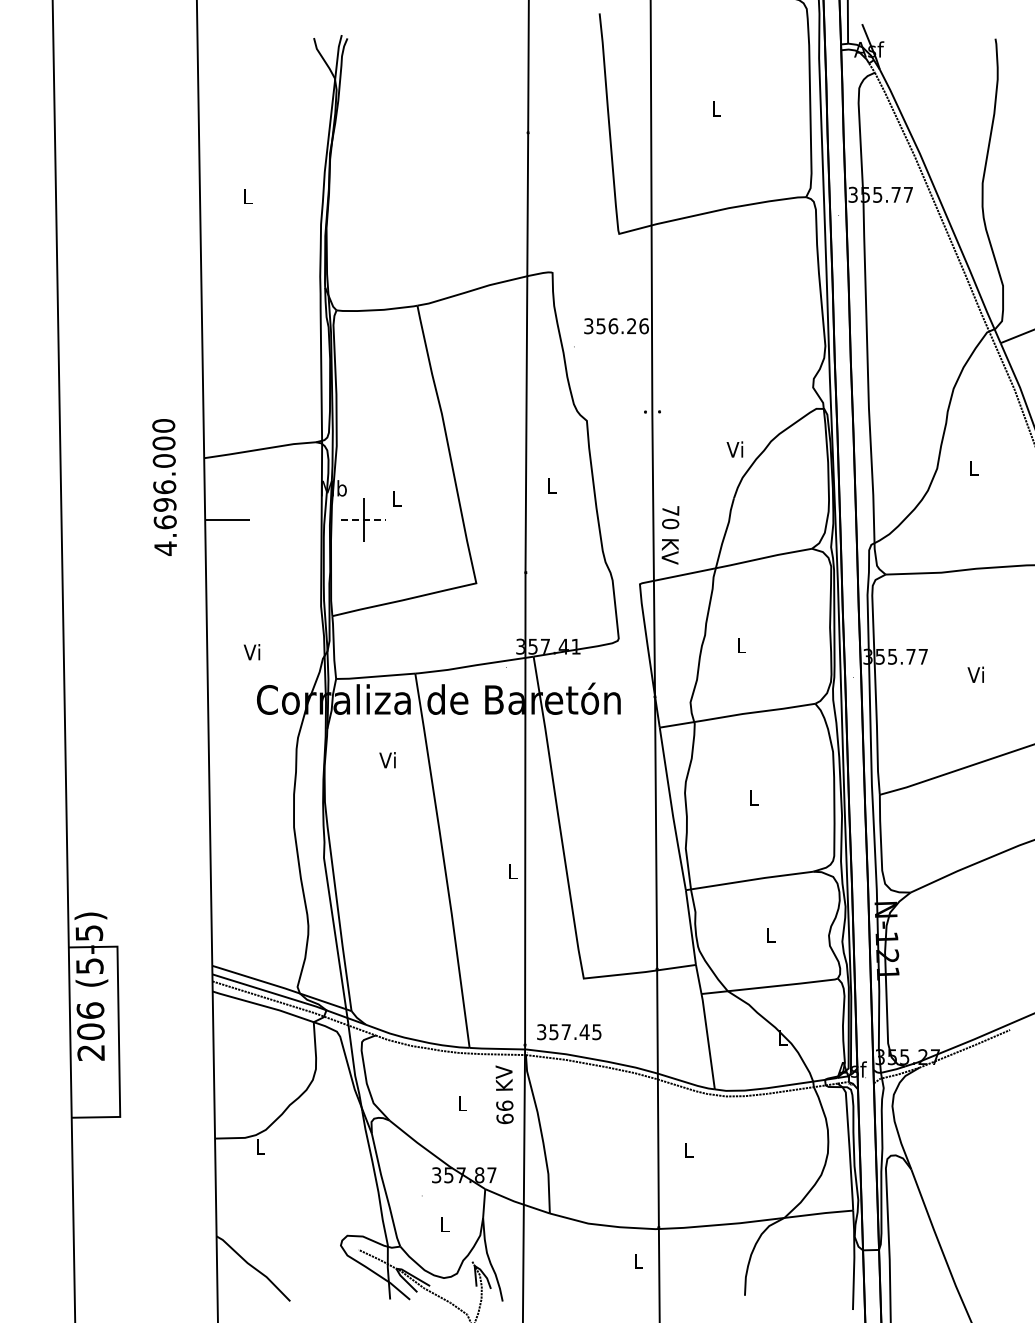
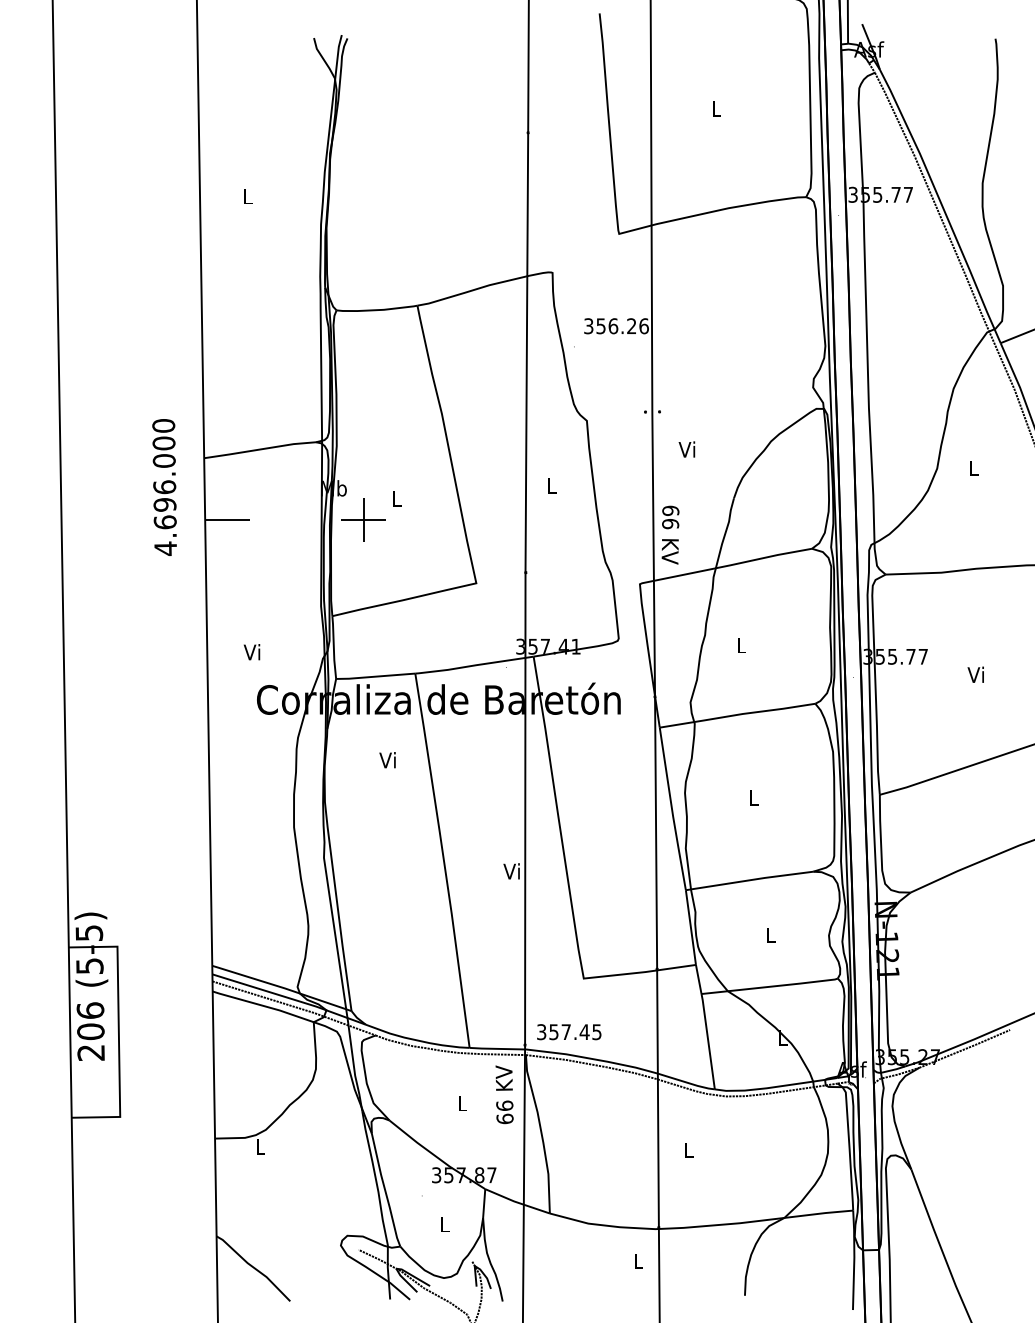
text position: (734, 449) -> (686, 449) (686, 449)
text: 70 -> 66 (670, 517)
line: dashed -> solid (364, 519)
text: L -> Vi (511, 871)
